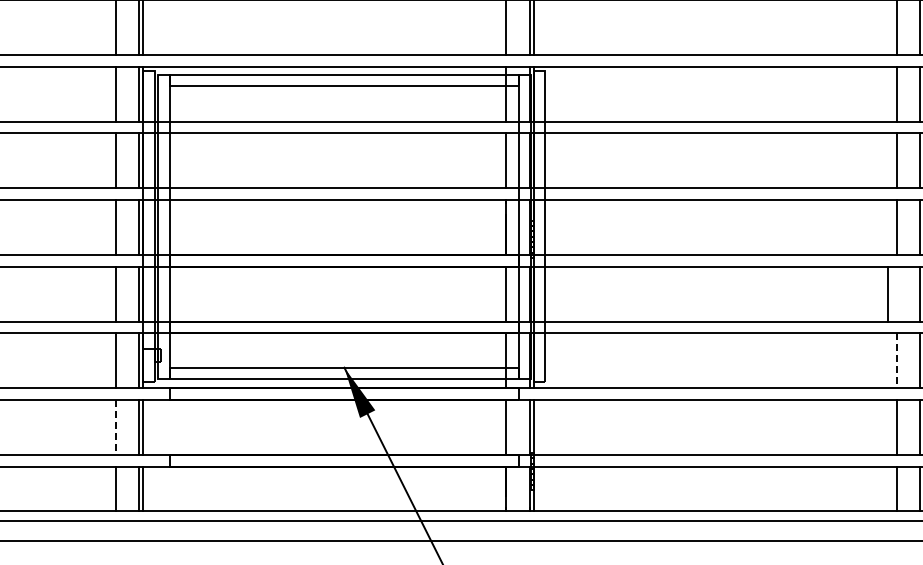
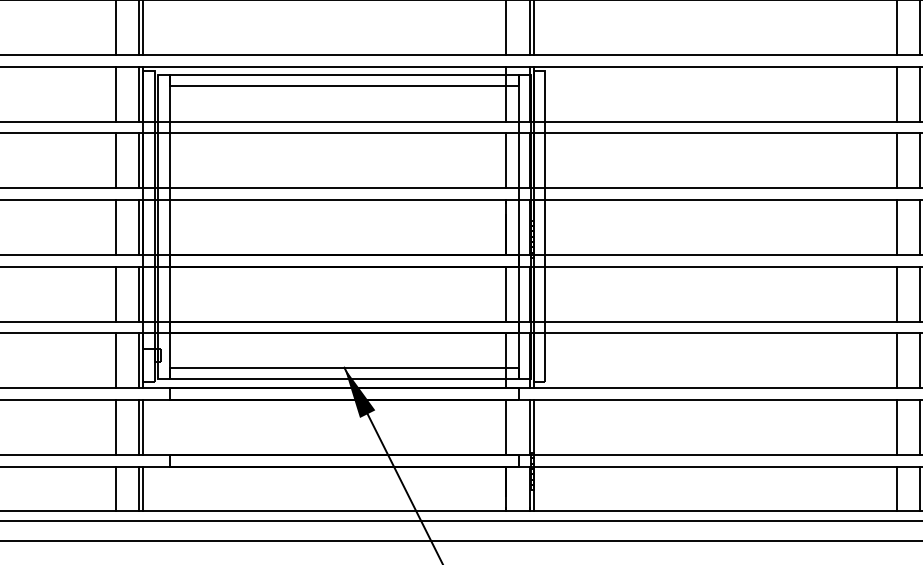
line position: (887, 293) -> (896, 293) (896, 293)
line: dashed -> solid (896, 360)
line: dashed -> solid (115, 427)
